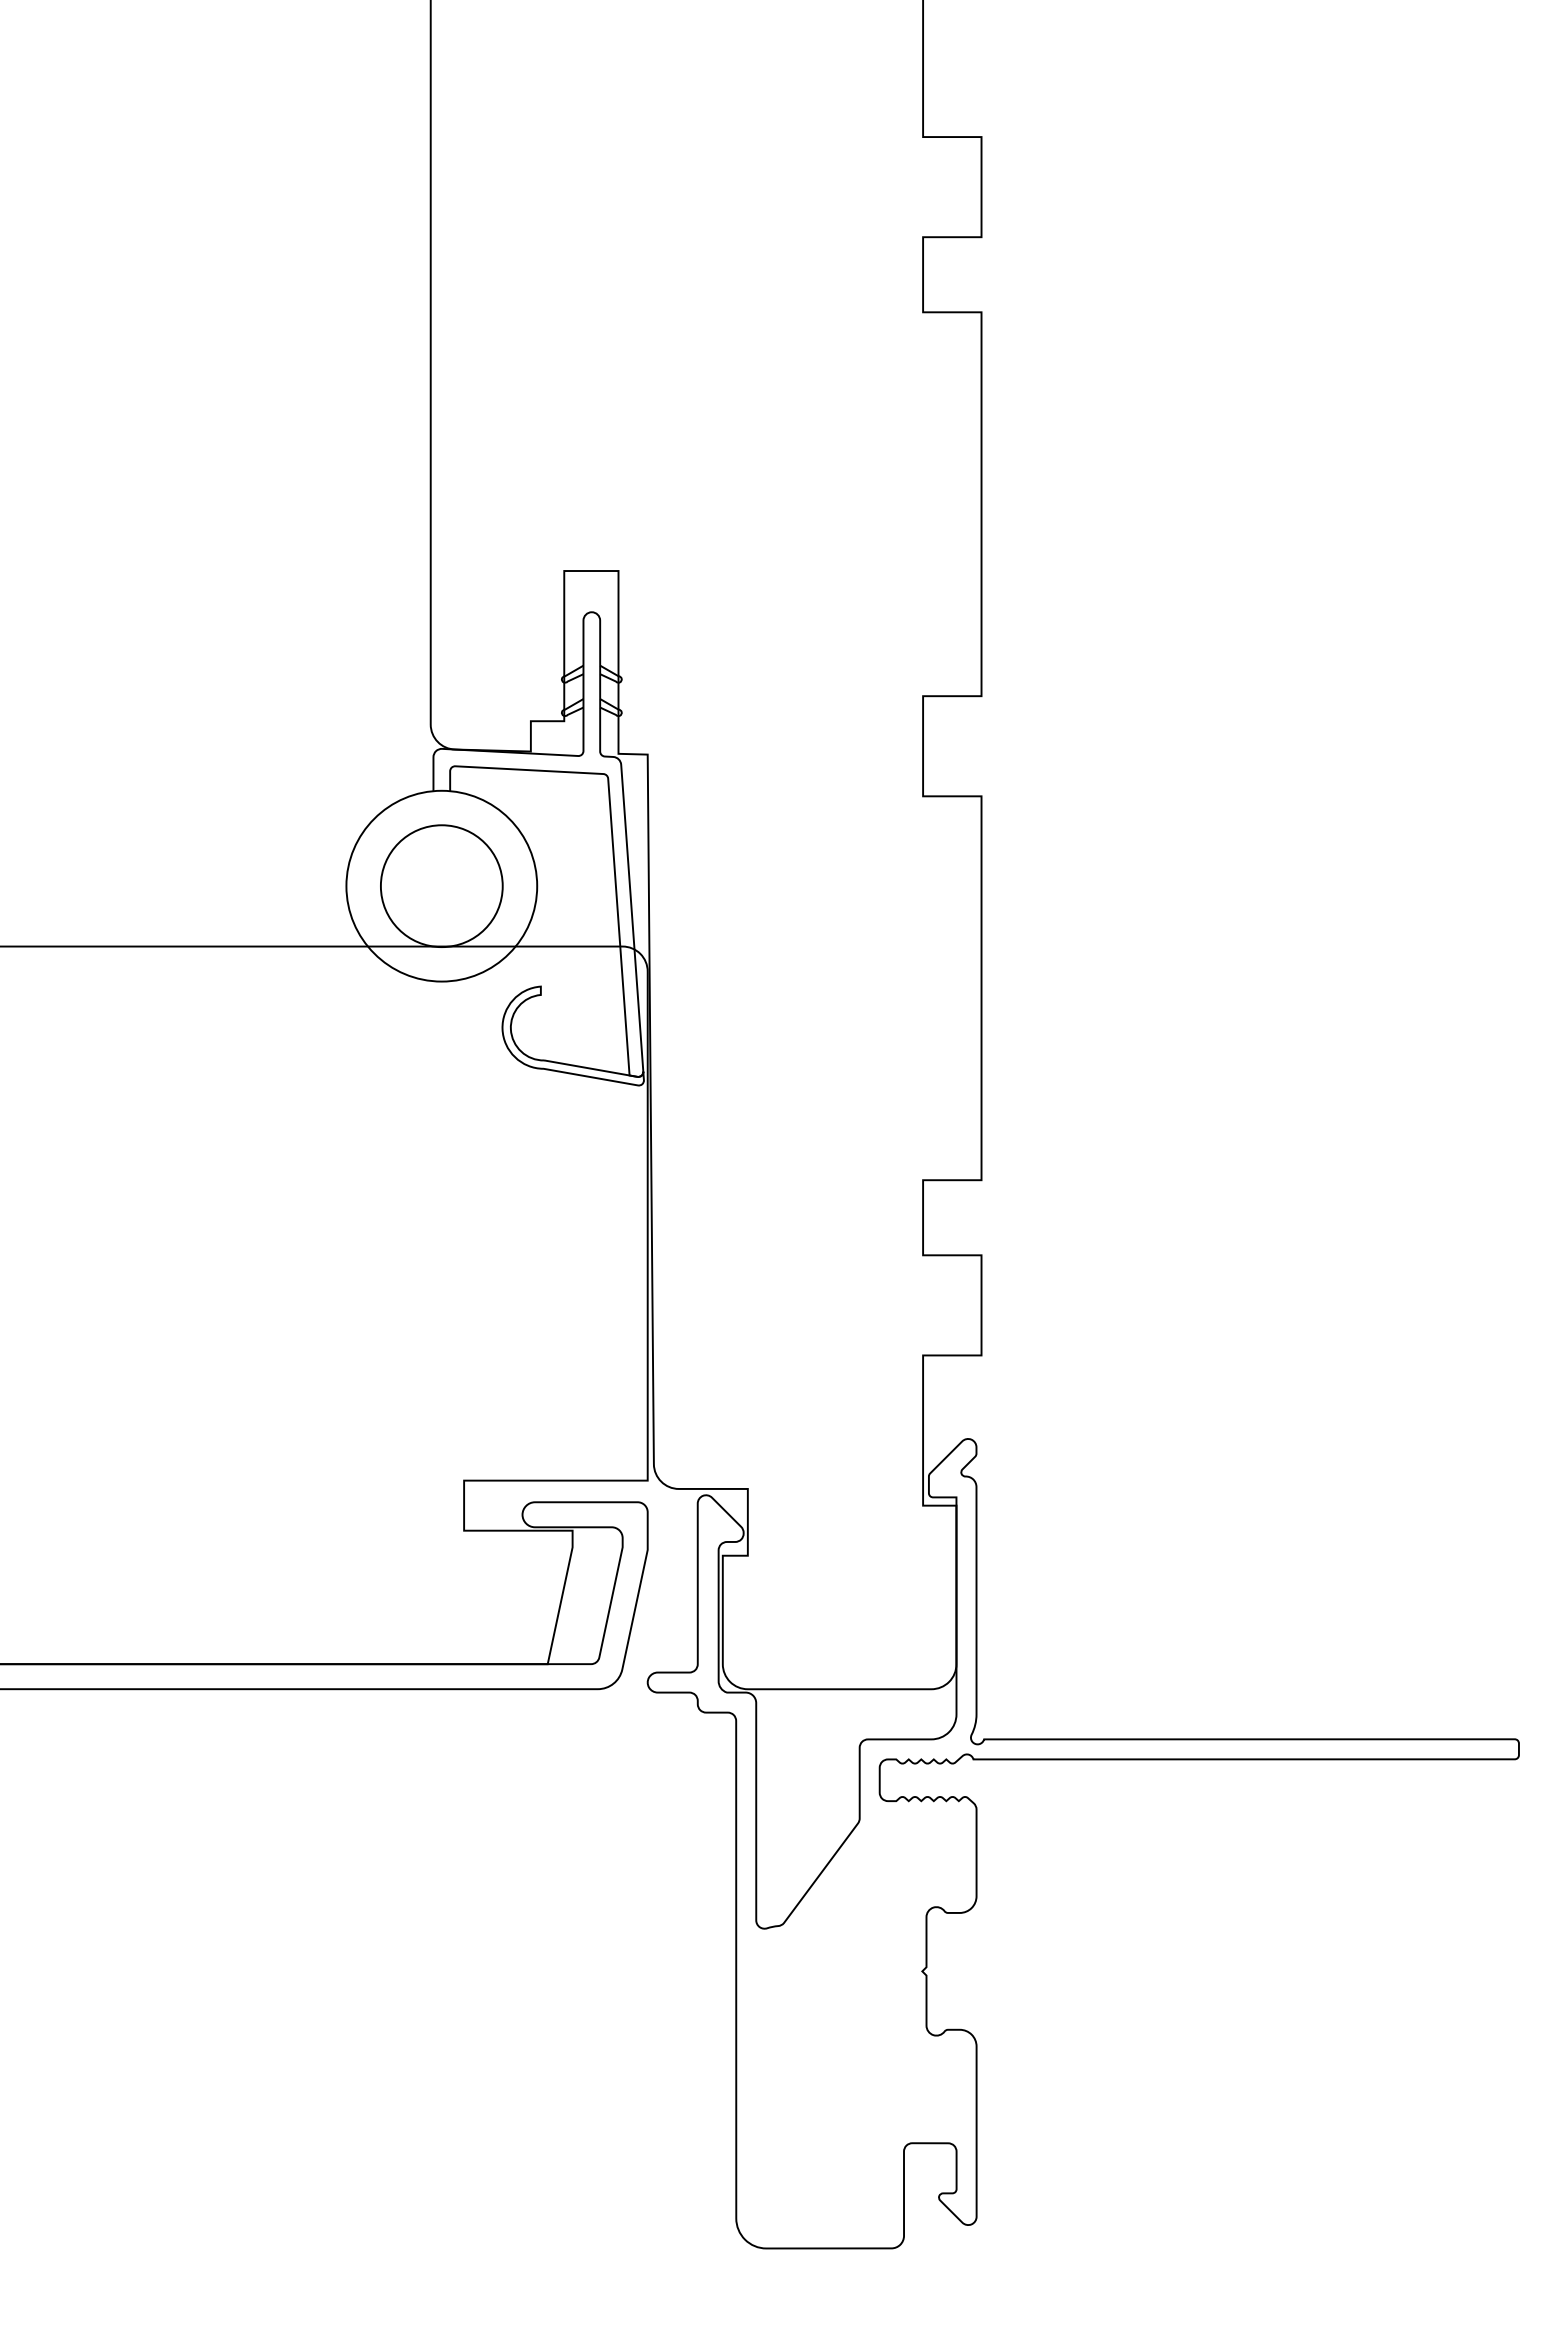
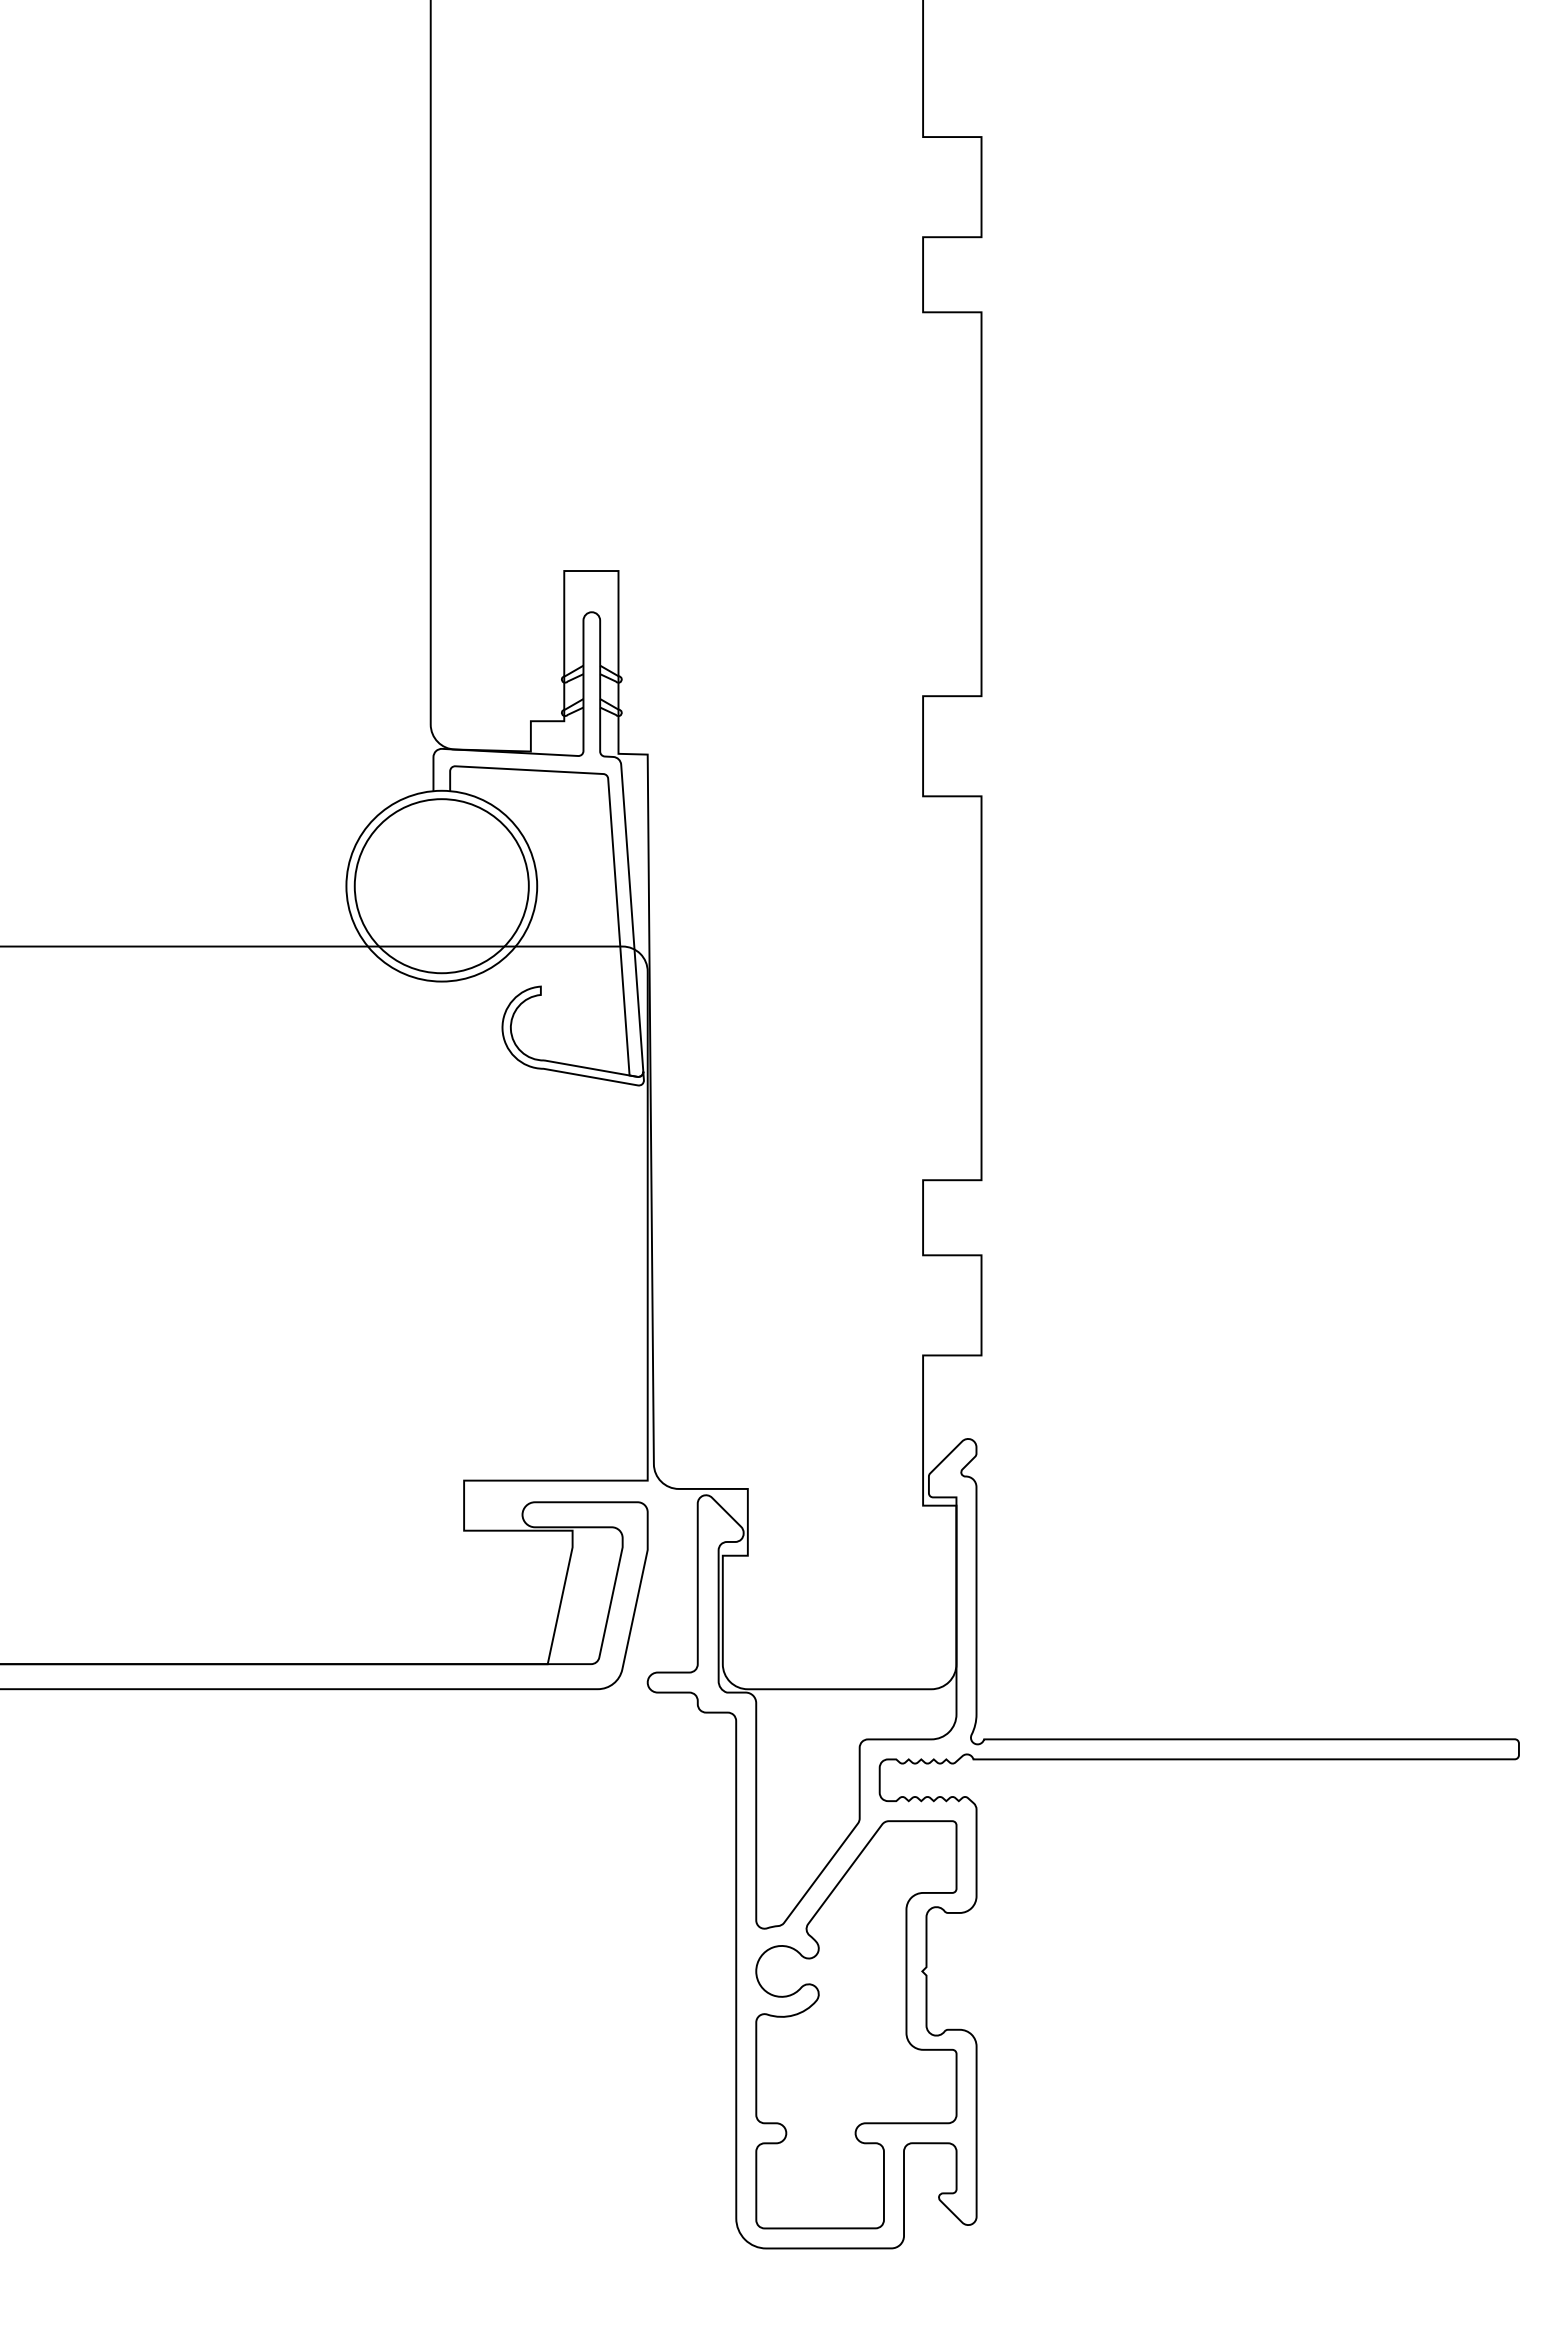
circle diameter: 122 px -> 174 px (441, 886)
part: none -> present (856, 2024)
